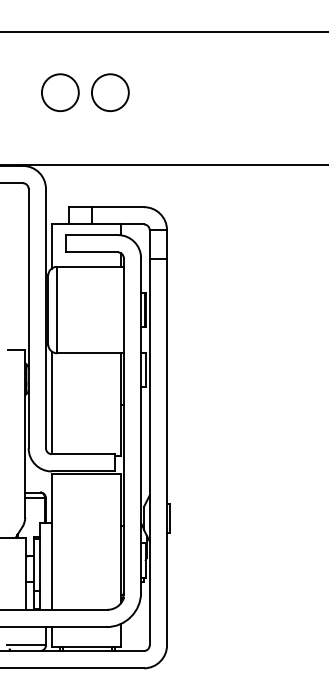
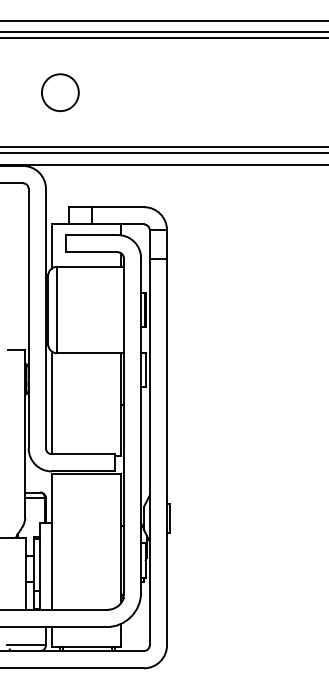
line: none -> present (163, 20)
line: none -> present (163, 37)
circle: present -> none (110, 92)
line: none -> present (163, 147)
line: none -> present (163, 153)
